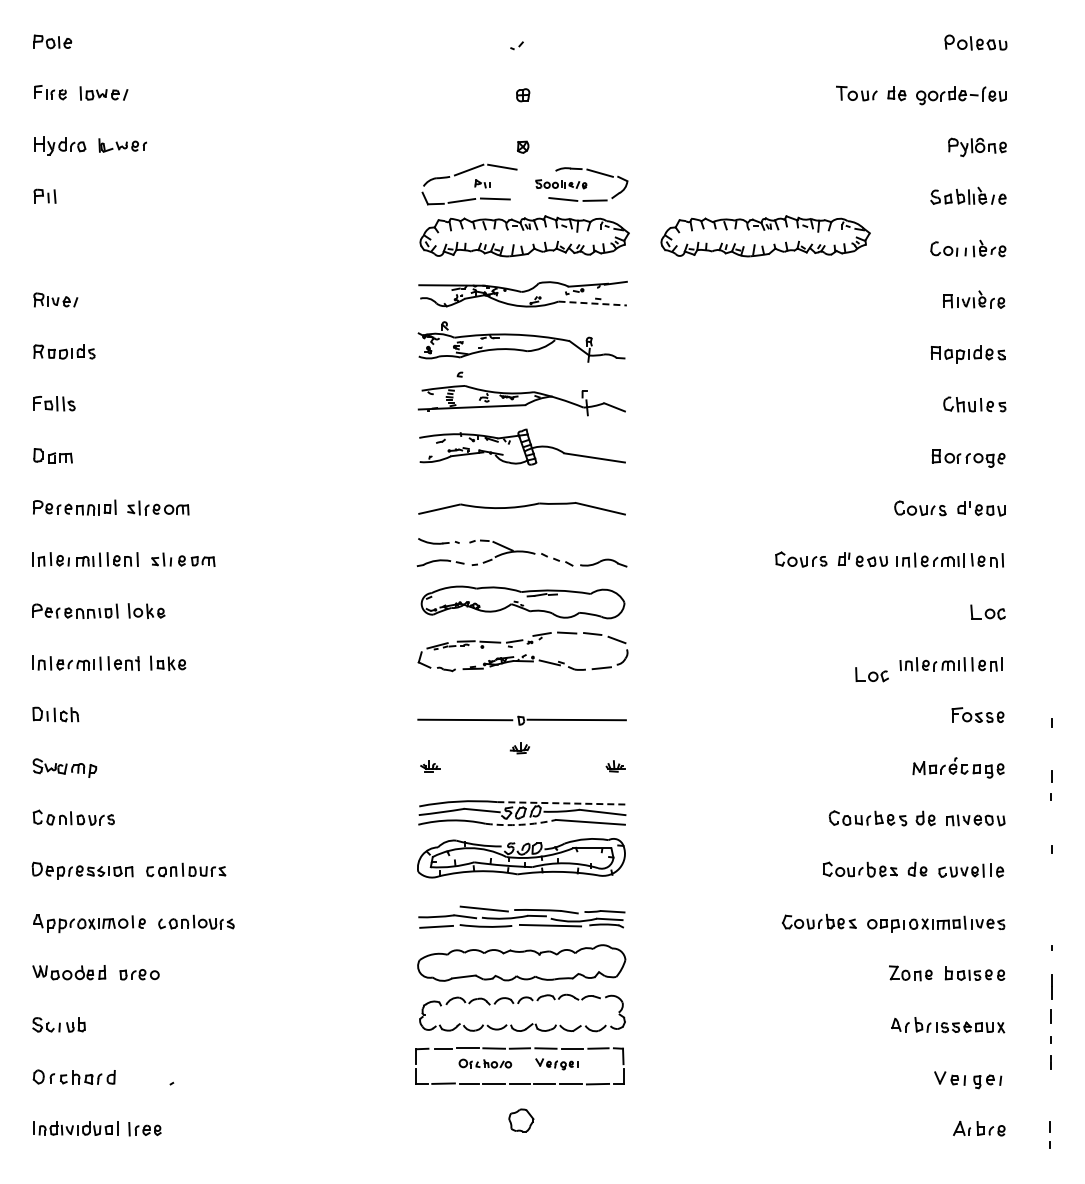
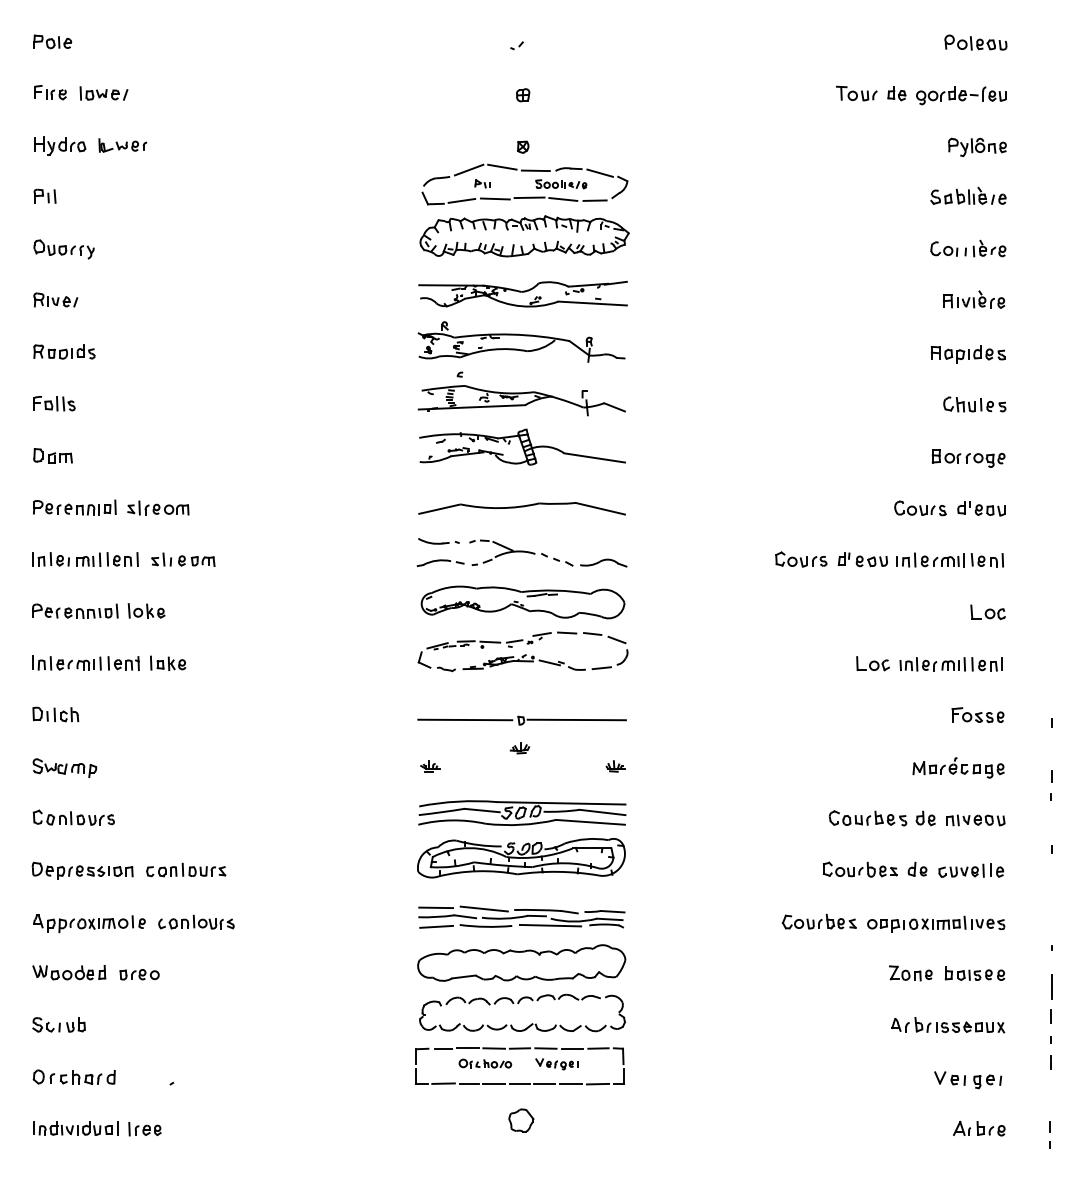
line: none -> present (535, 170)
line: none -> present (529, 197)
part: present -> none (765, 236)
part: none -> present (63, 249)
line: dashed -> solid (593, 303)
part position: (871, 674) -> (872, 663) (872, 663)
line: dashed -> solid (561, 803)
arc: dashed -> solid (521, 824)
line: none -> present (435, 907)
